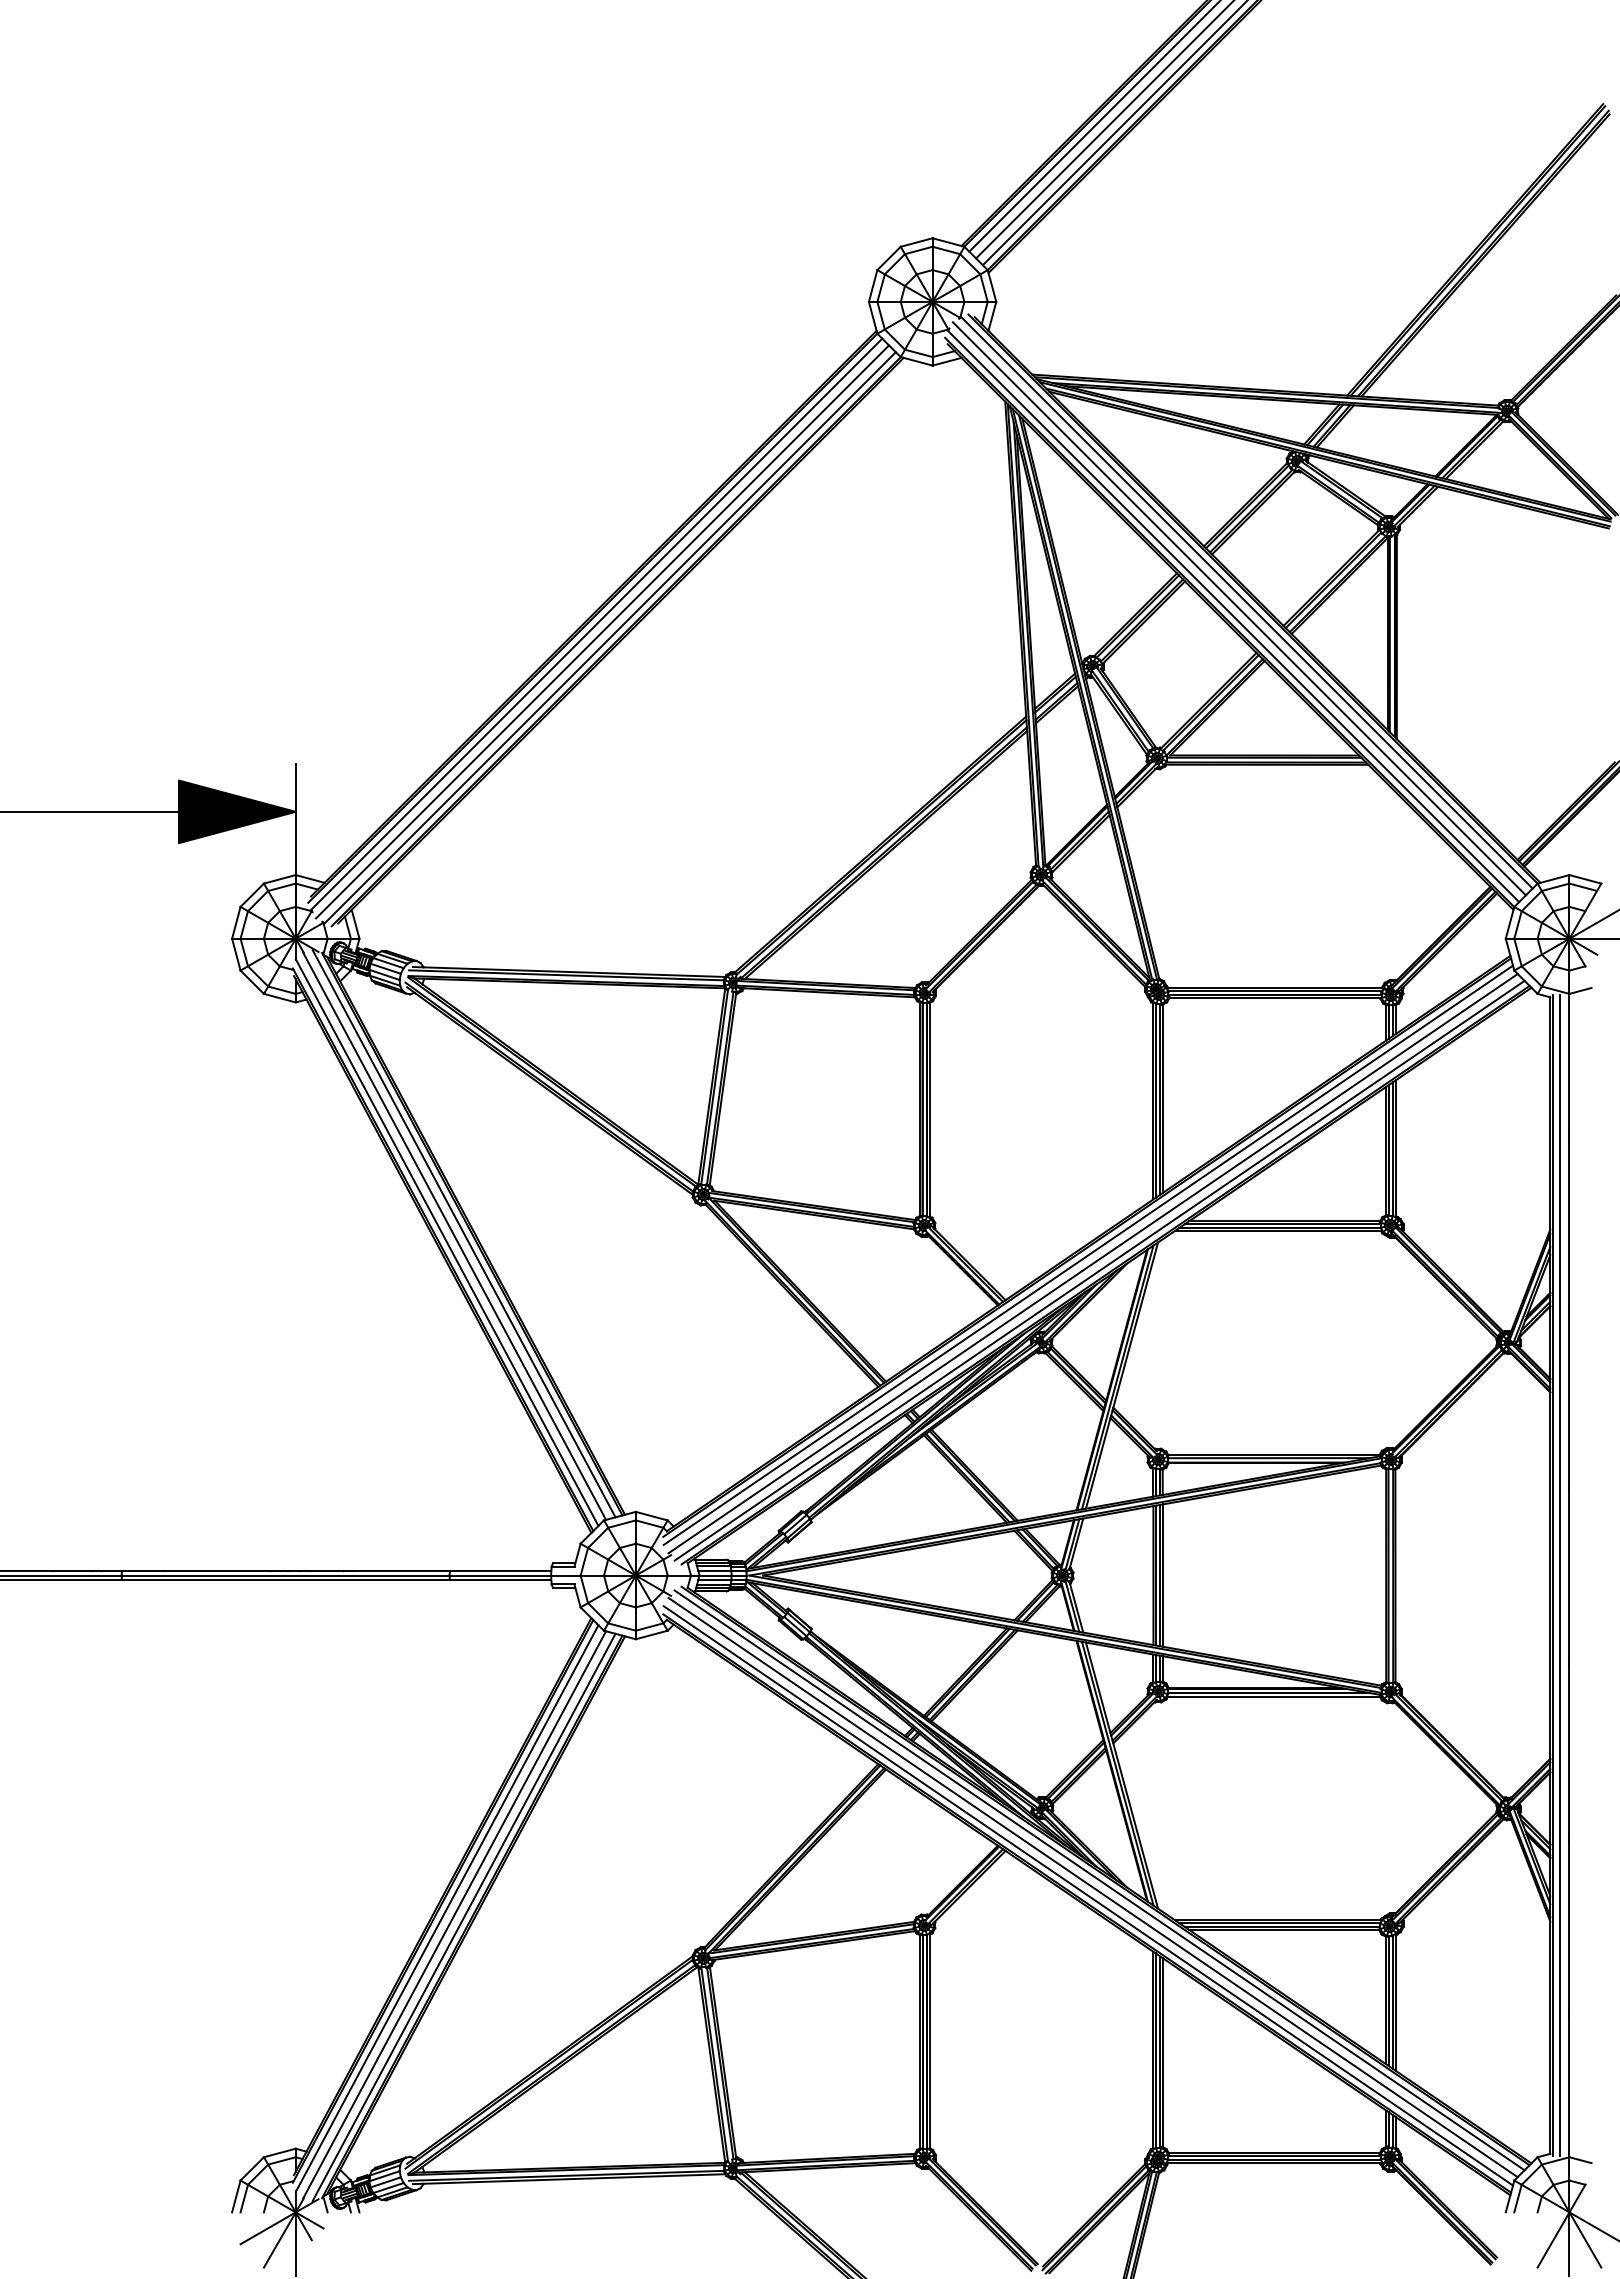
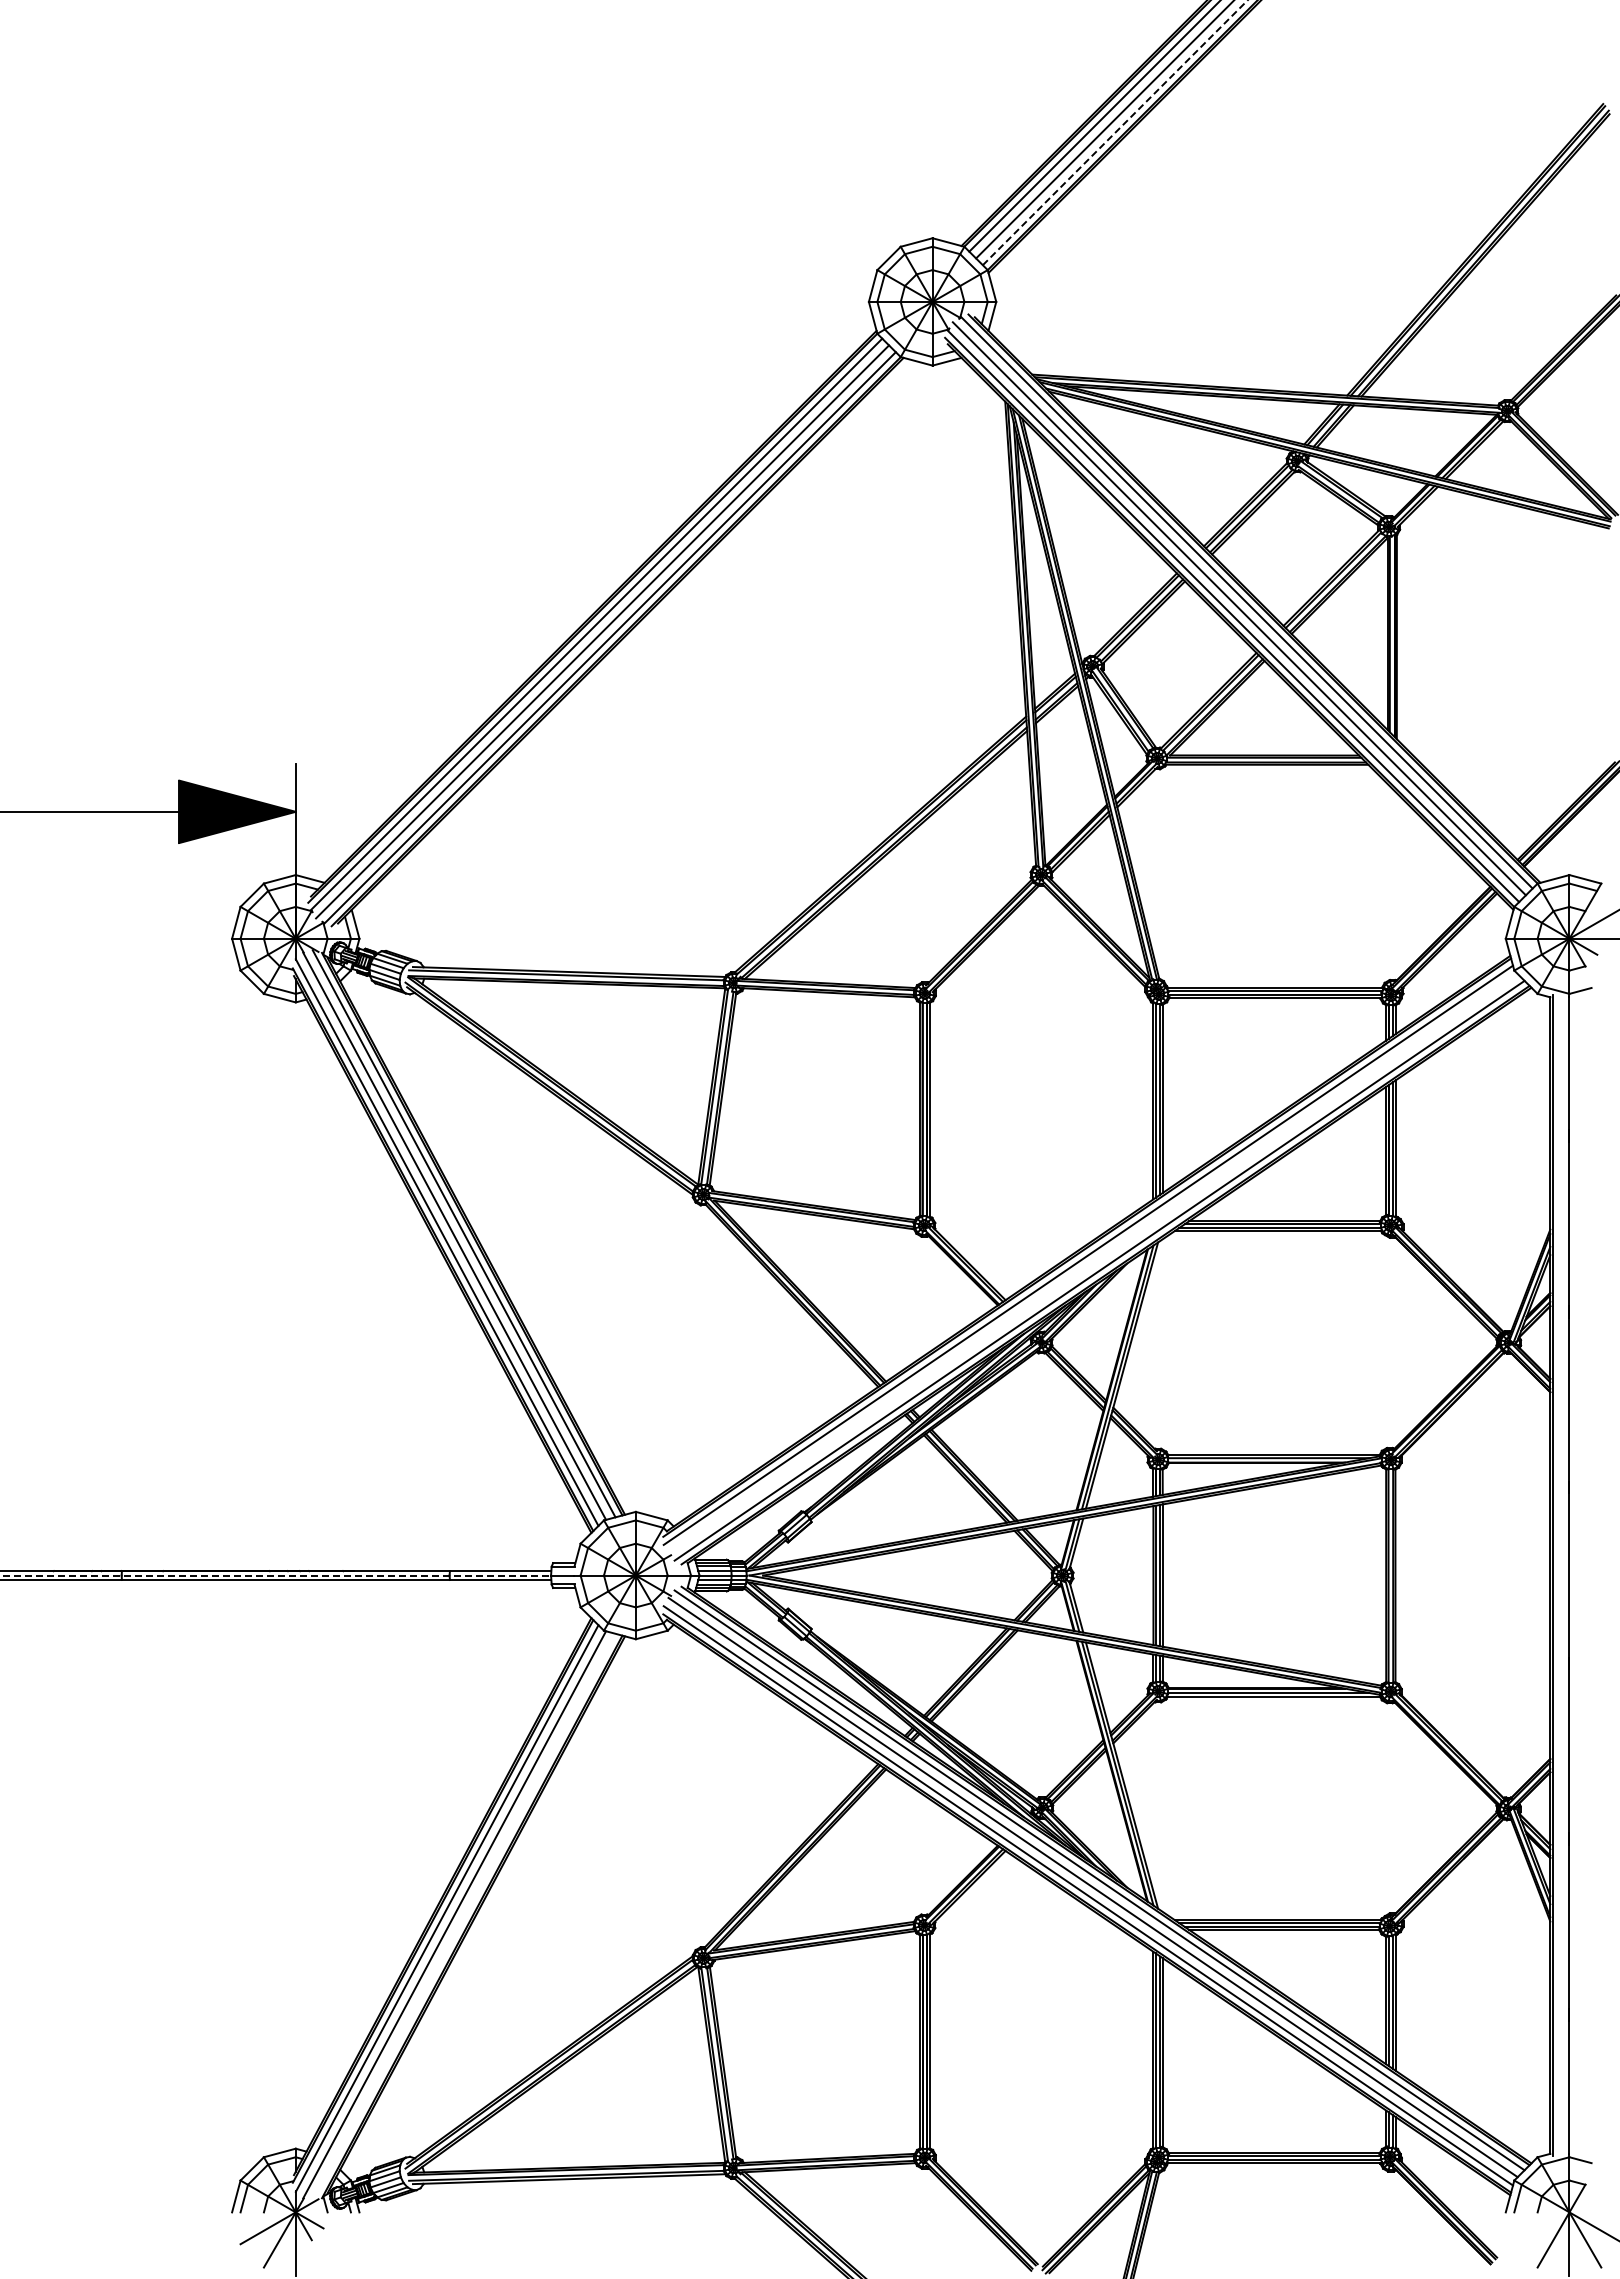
line: solid -> dashed (1115, 132)
line: present -> none (1092, 1263)
line: solid -> dashed (276, 1575)
line: present -> none (1559, 1575)
line: present -> none (463, 1916)
